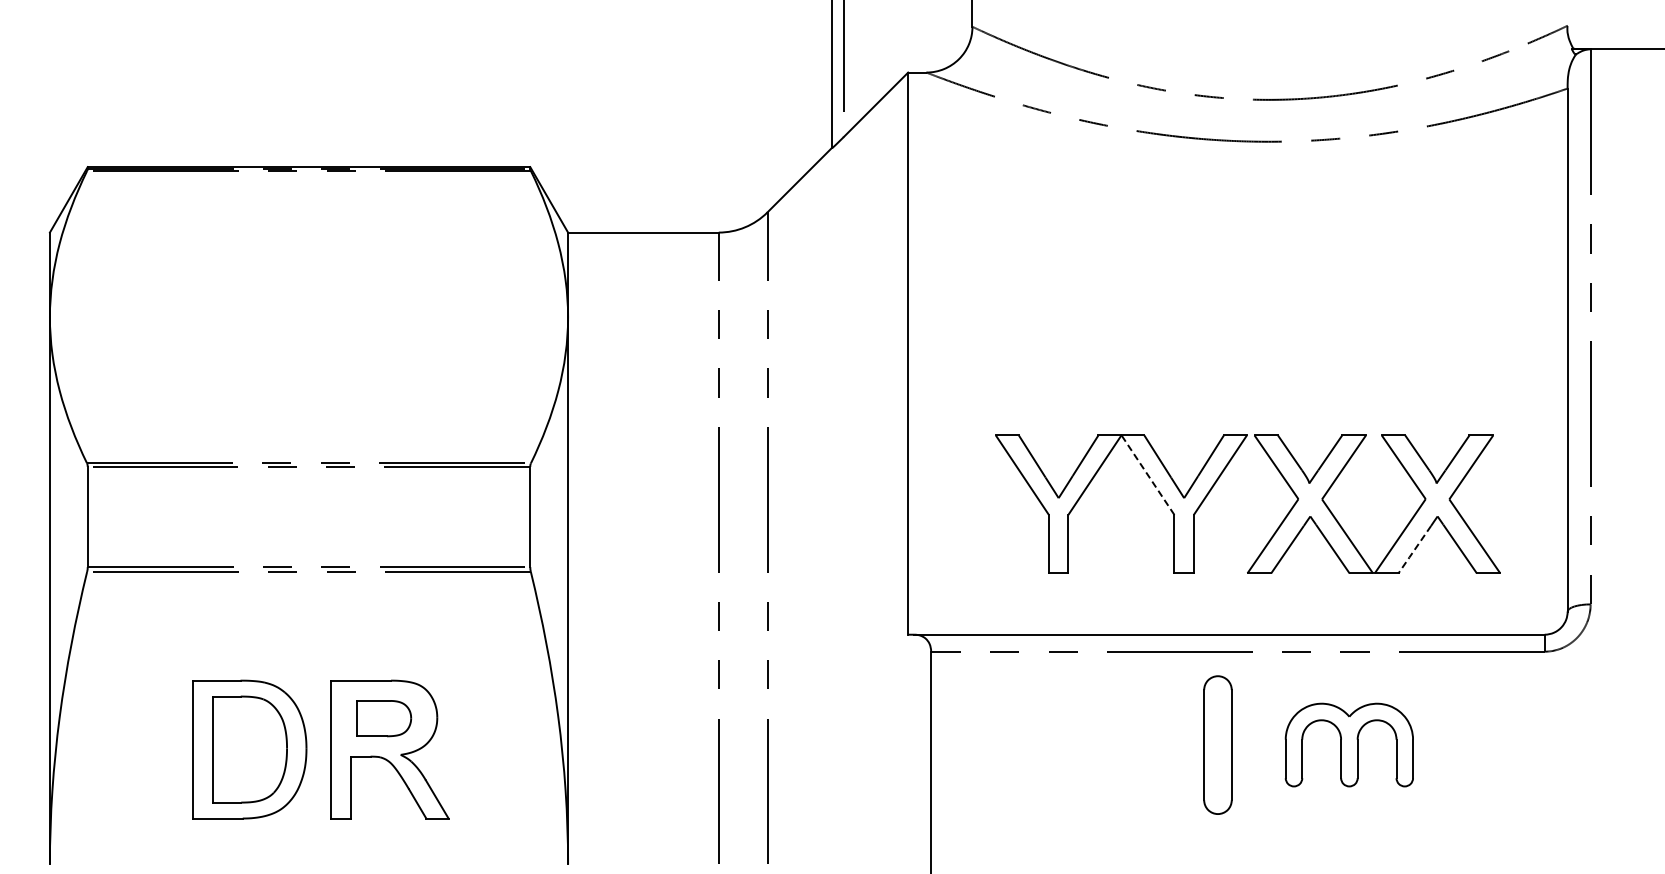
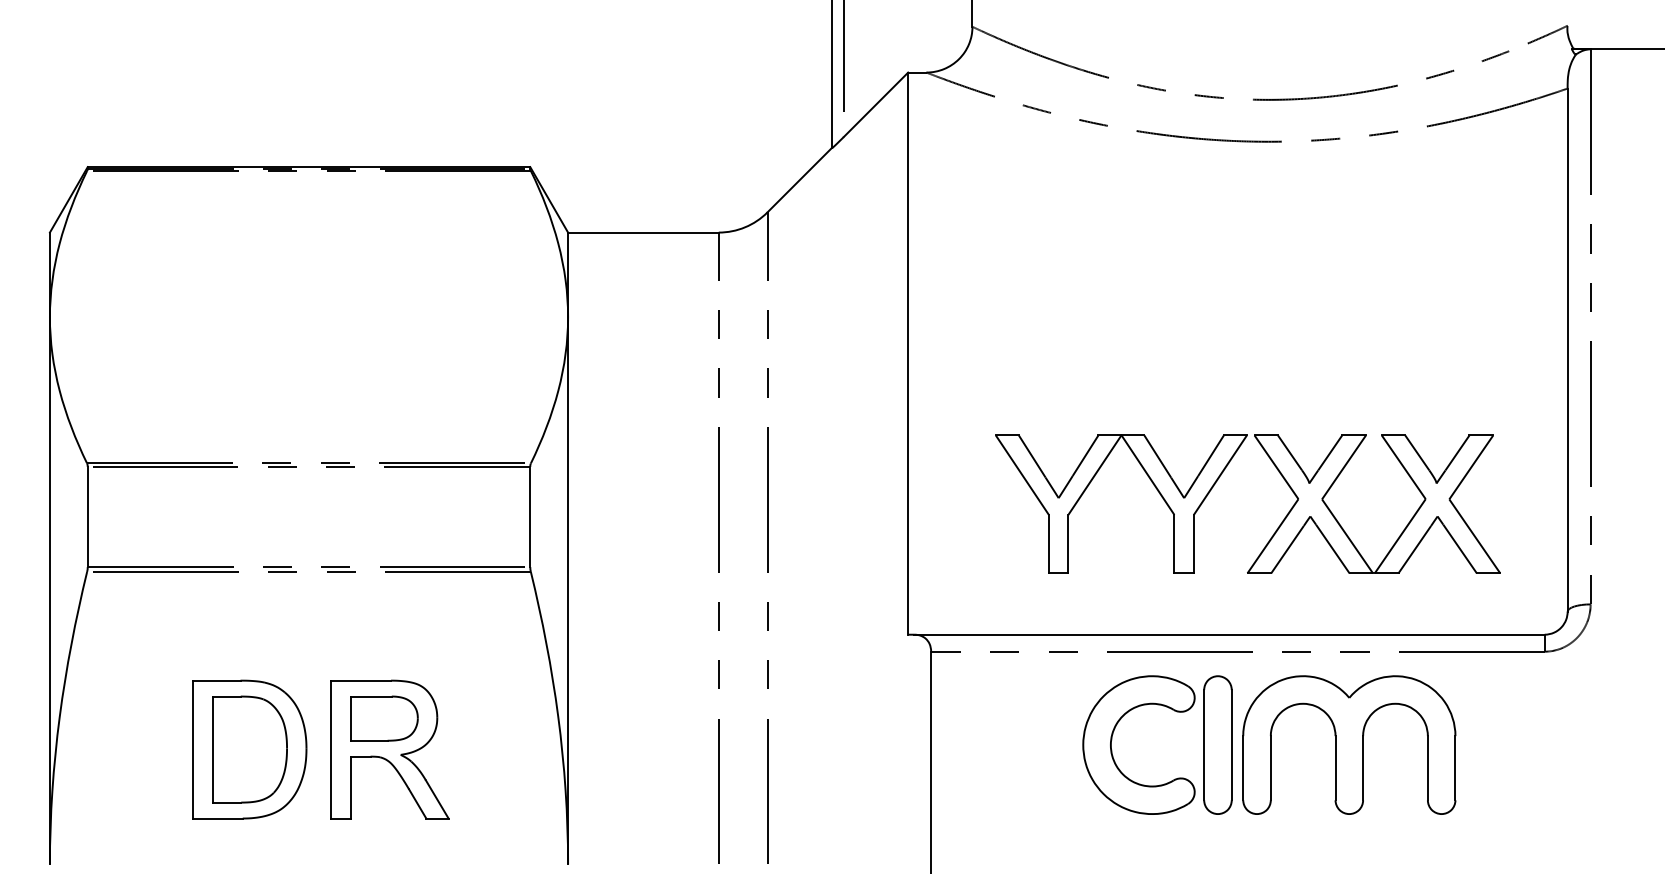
line: dashed -> solid (1147, 474)
line: dashed -> solid (1414, 549)
part size: 57x38 px -> 69x47 px (384, 718)
part: none -> present (1112, 740)
part size: 130x86 px -> 215x140 px (1349, 744)
